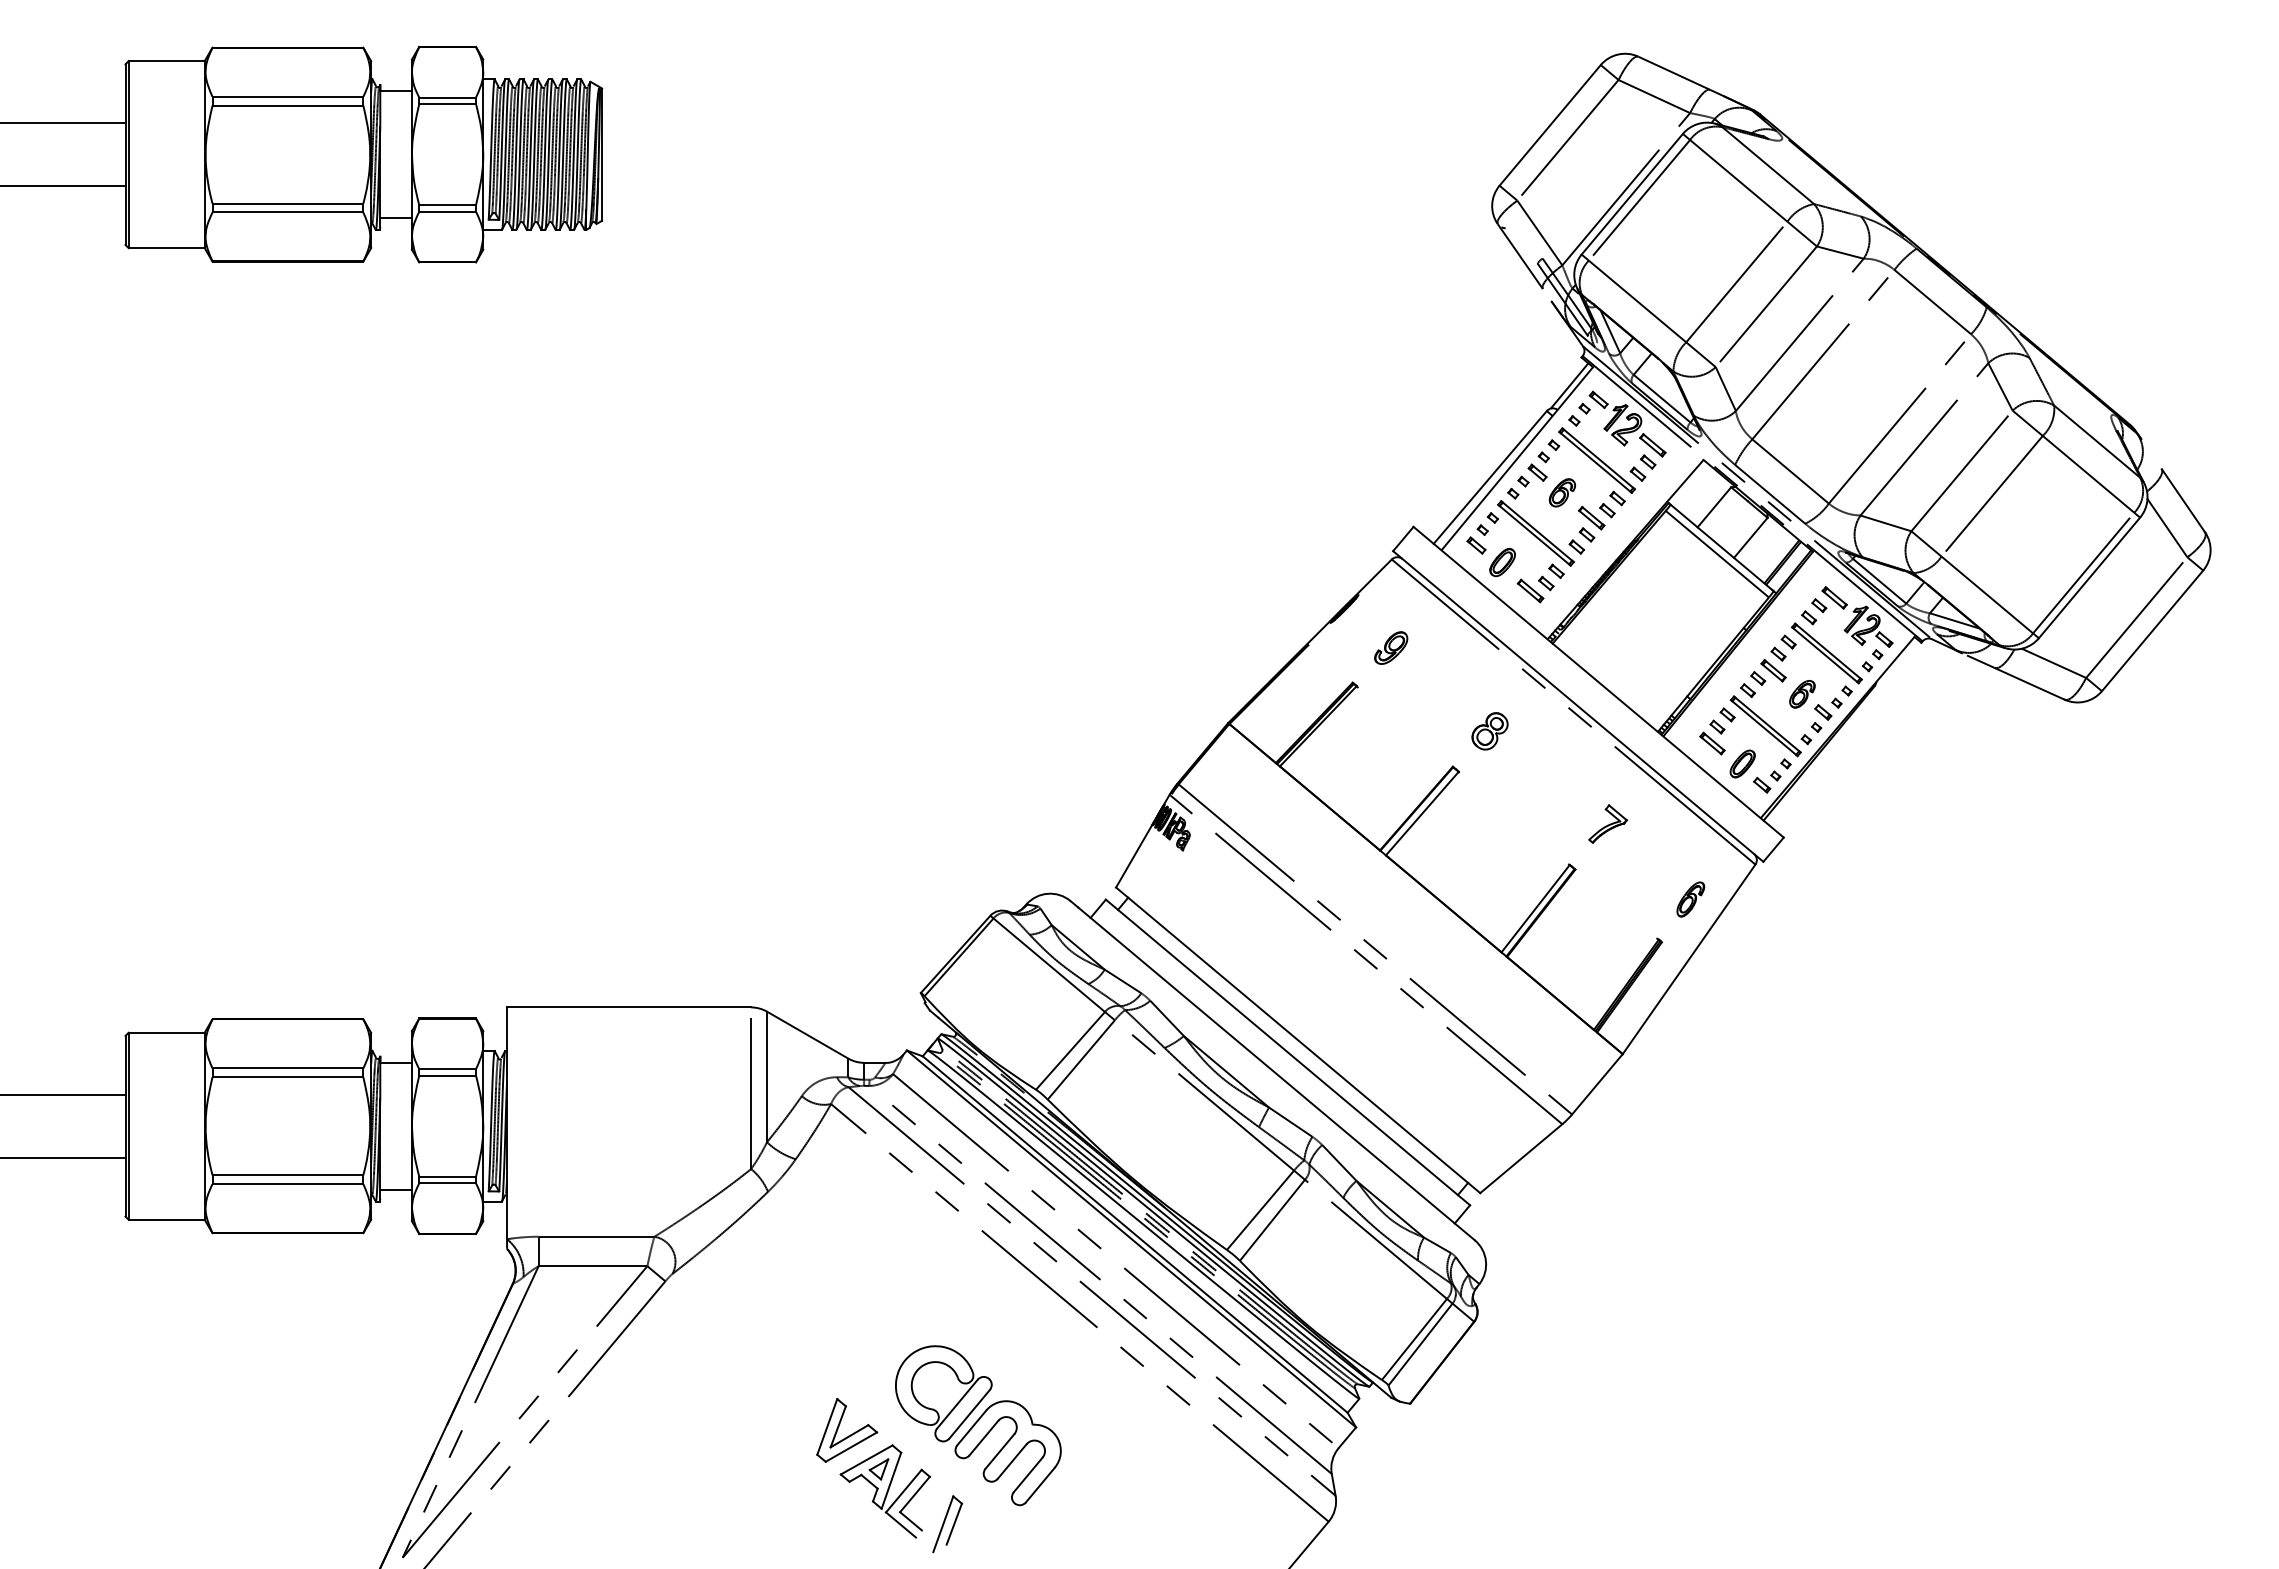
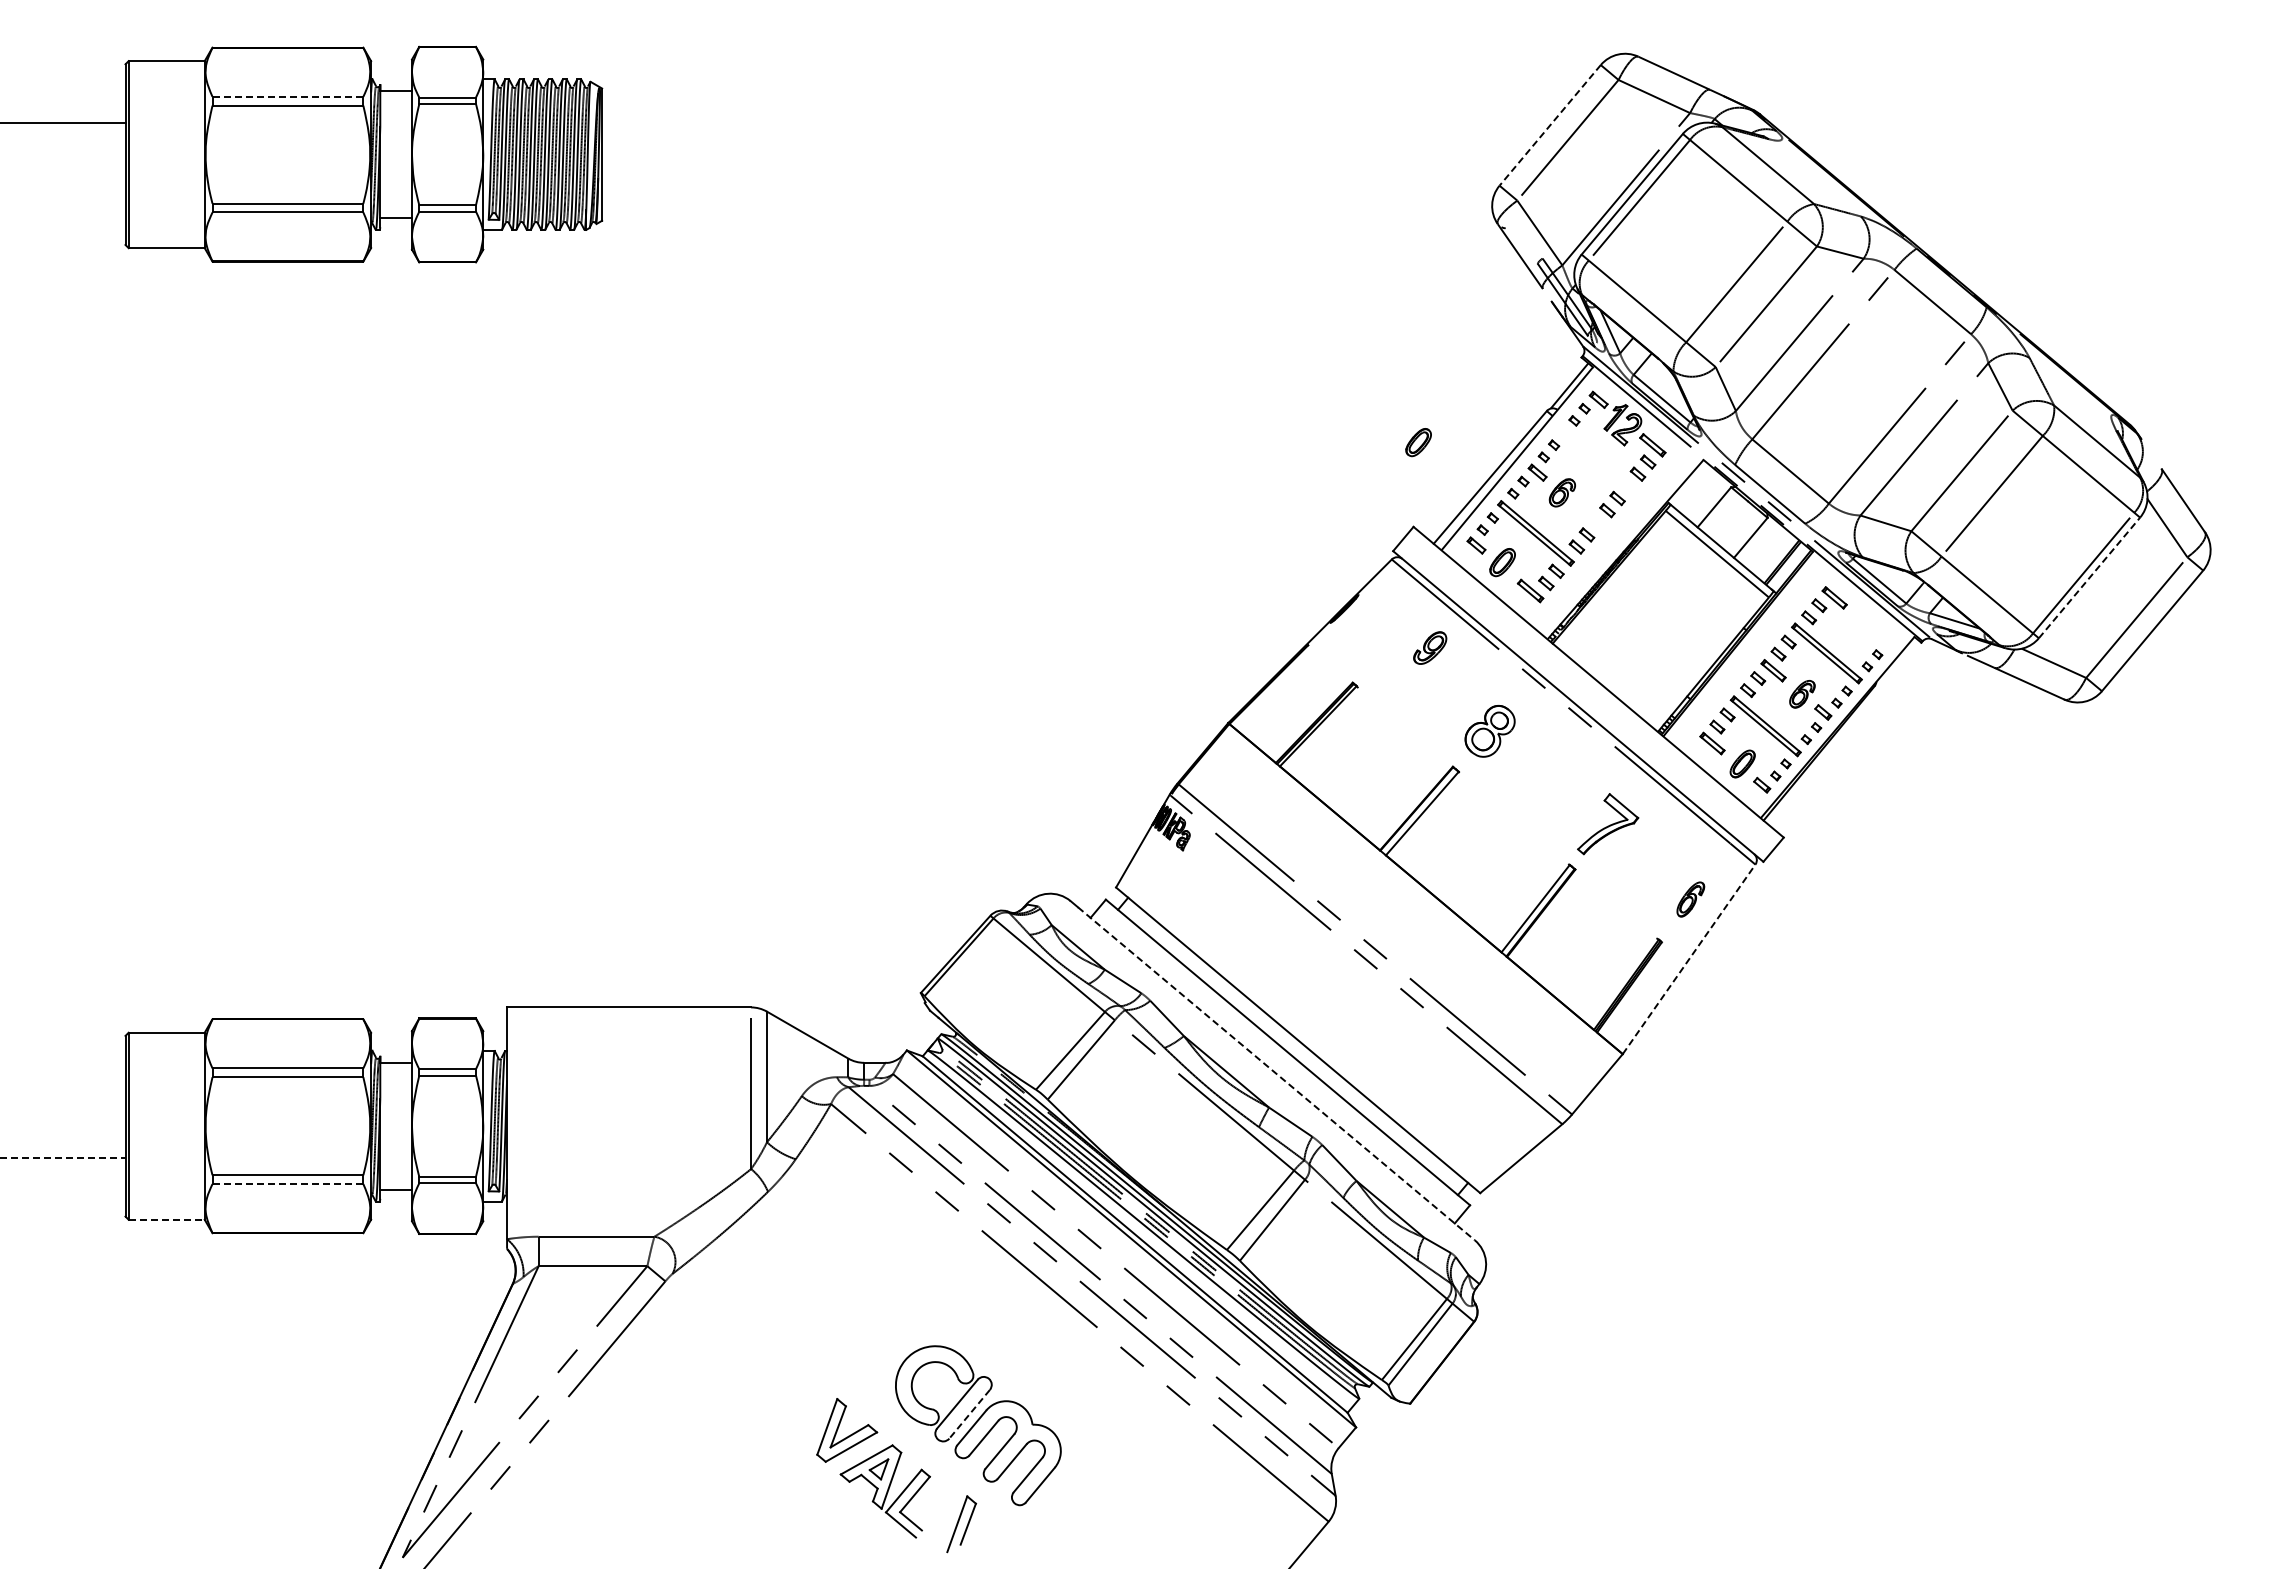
line: solid -> dashed (288, 96)
line: solid -> dashed (1550, 125)
line: present -> none (63, 186)
part: none -> present (1418, 442)
part: present -> none (1597, 460)
part: present -> none (1591, 517)
line: solid -> dashed (2089, 577)
part: present -> none (1868, 626)
part position: (1391, 647) -> (1430, 647) (1430, 647)
part size: 38x39 px -> 52x53 px (1489, 731)
part size: 40x40 px -> 63x63 px (1608, 824)
line: solid -> dashed (1689, 959)
line: solid -> dashed (1276, 1073)
line: present -> none (63, 1094)
line: solid -> dashed (63, 1157)
line: solid -> dashed (287, 1184)
line: solid -> dashed (167, 1219)
line: solid -> dashed (969, 1414)
part position: (947, 1524) -> (961, 1524) (961, 1524)
